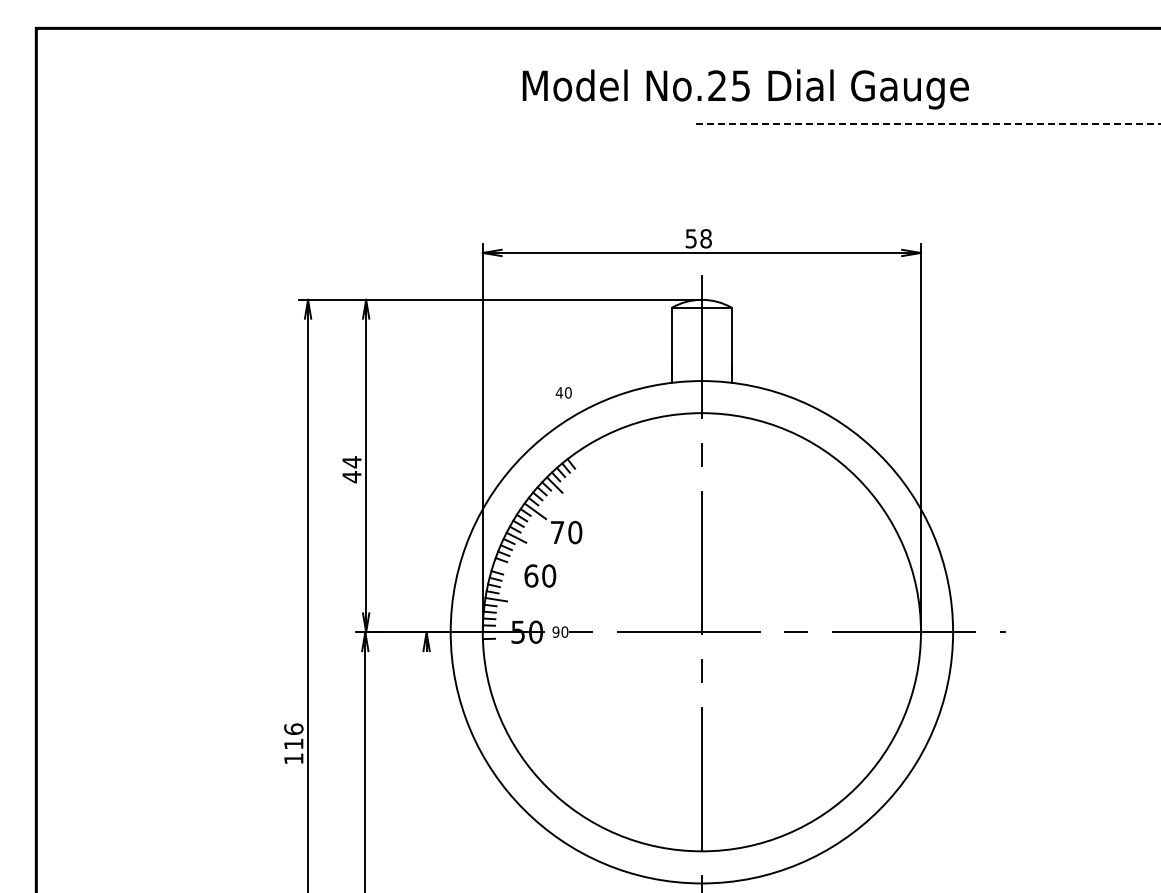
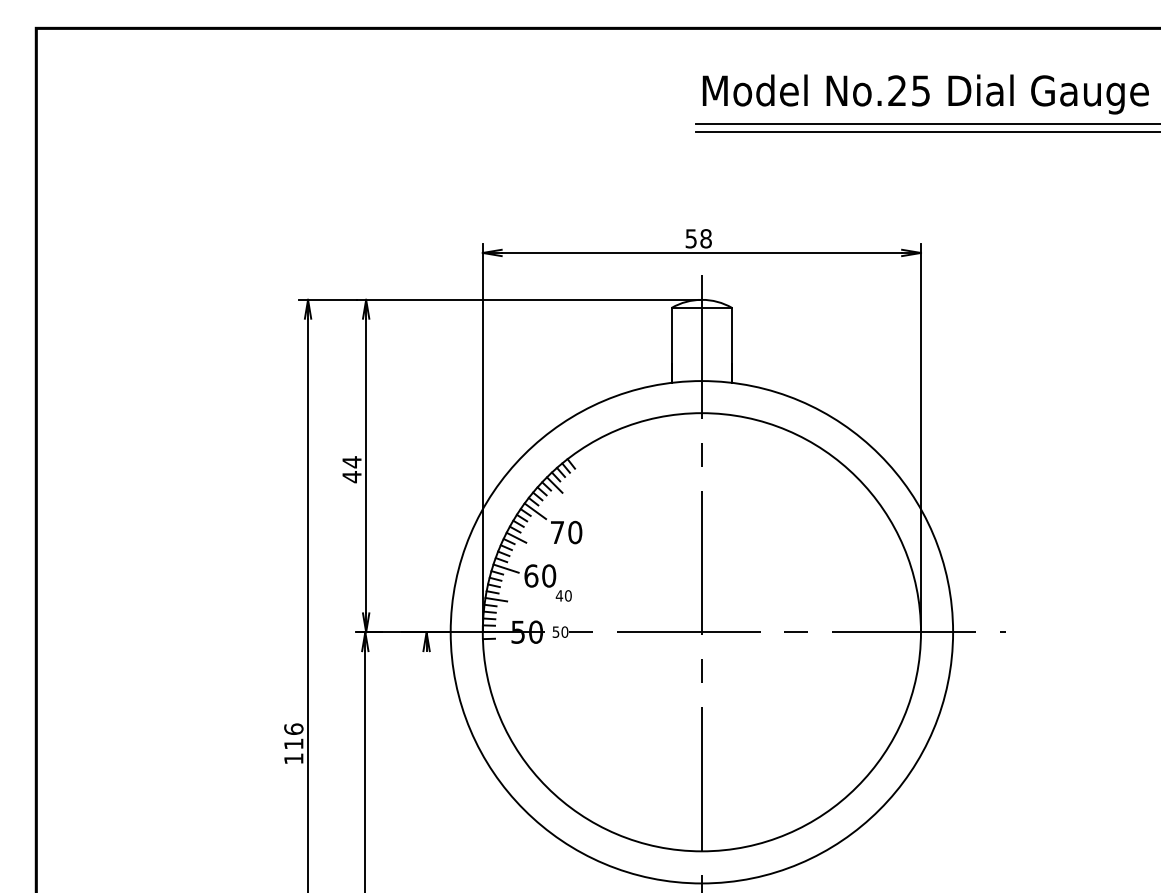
text position: (745, 89) -> (925, 94) (925, 94)
line: dashed -> solid (928, 124)
line: none -> present (926, 131)
text position: (563, 392) -> (563, 595) (563, 595)
line: none -> present (505, 568)
text: 90 -> 50 (555, 631)
